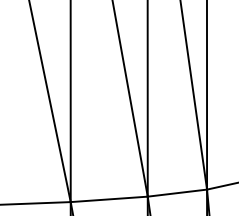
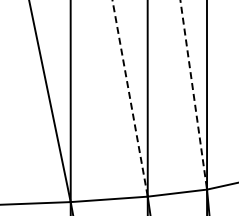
line: solid -> dashed (193, 95)
line: solid -> dashed (130, 98)
